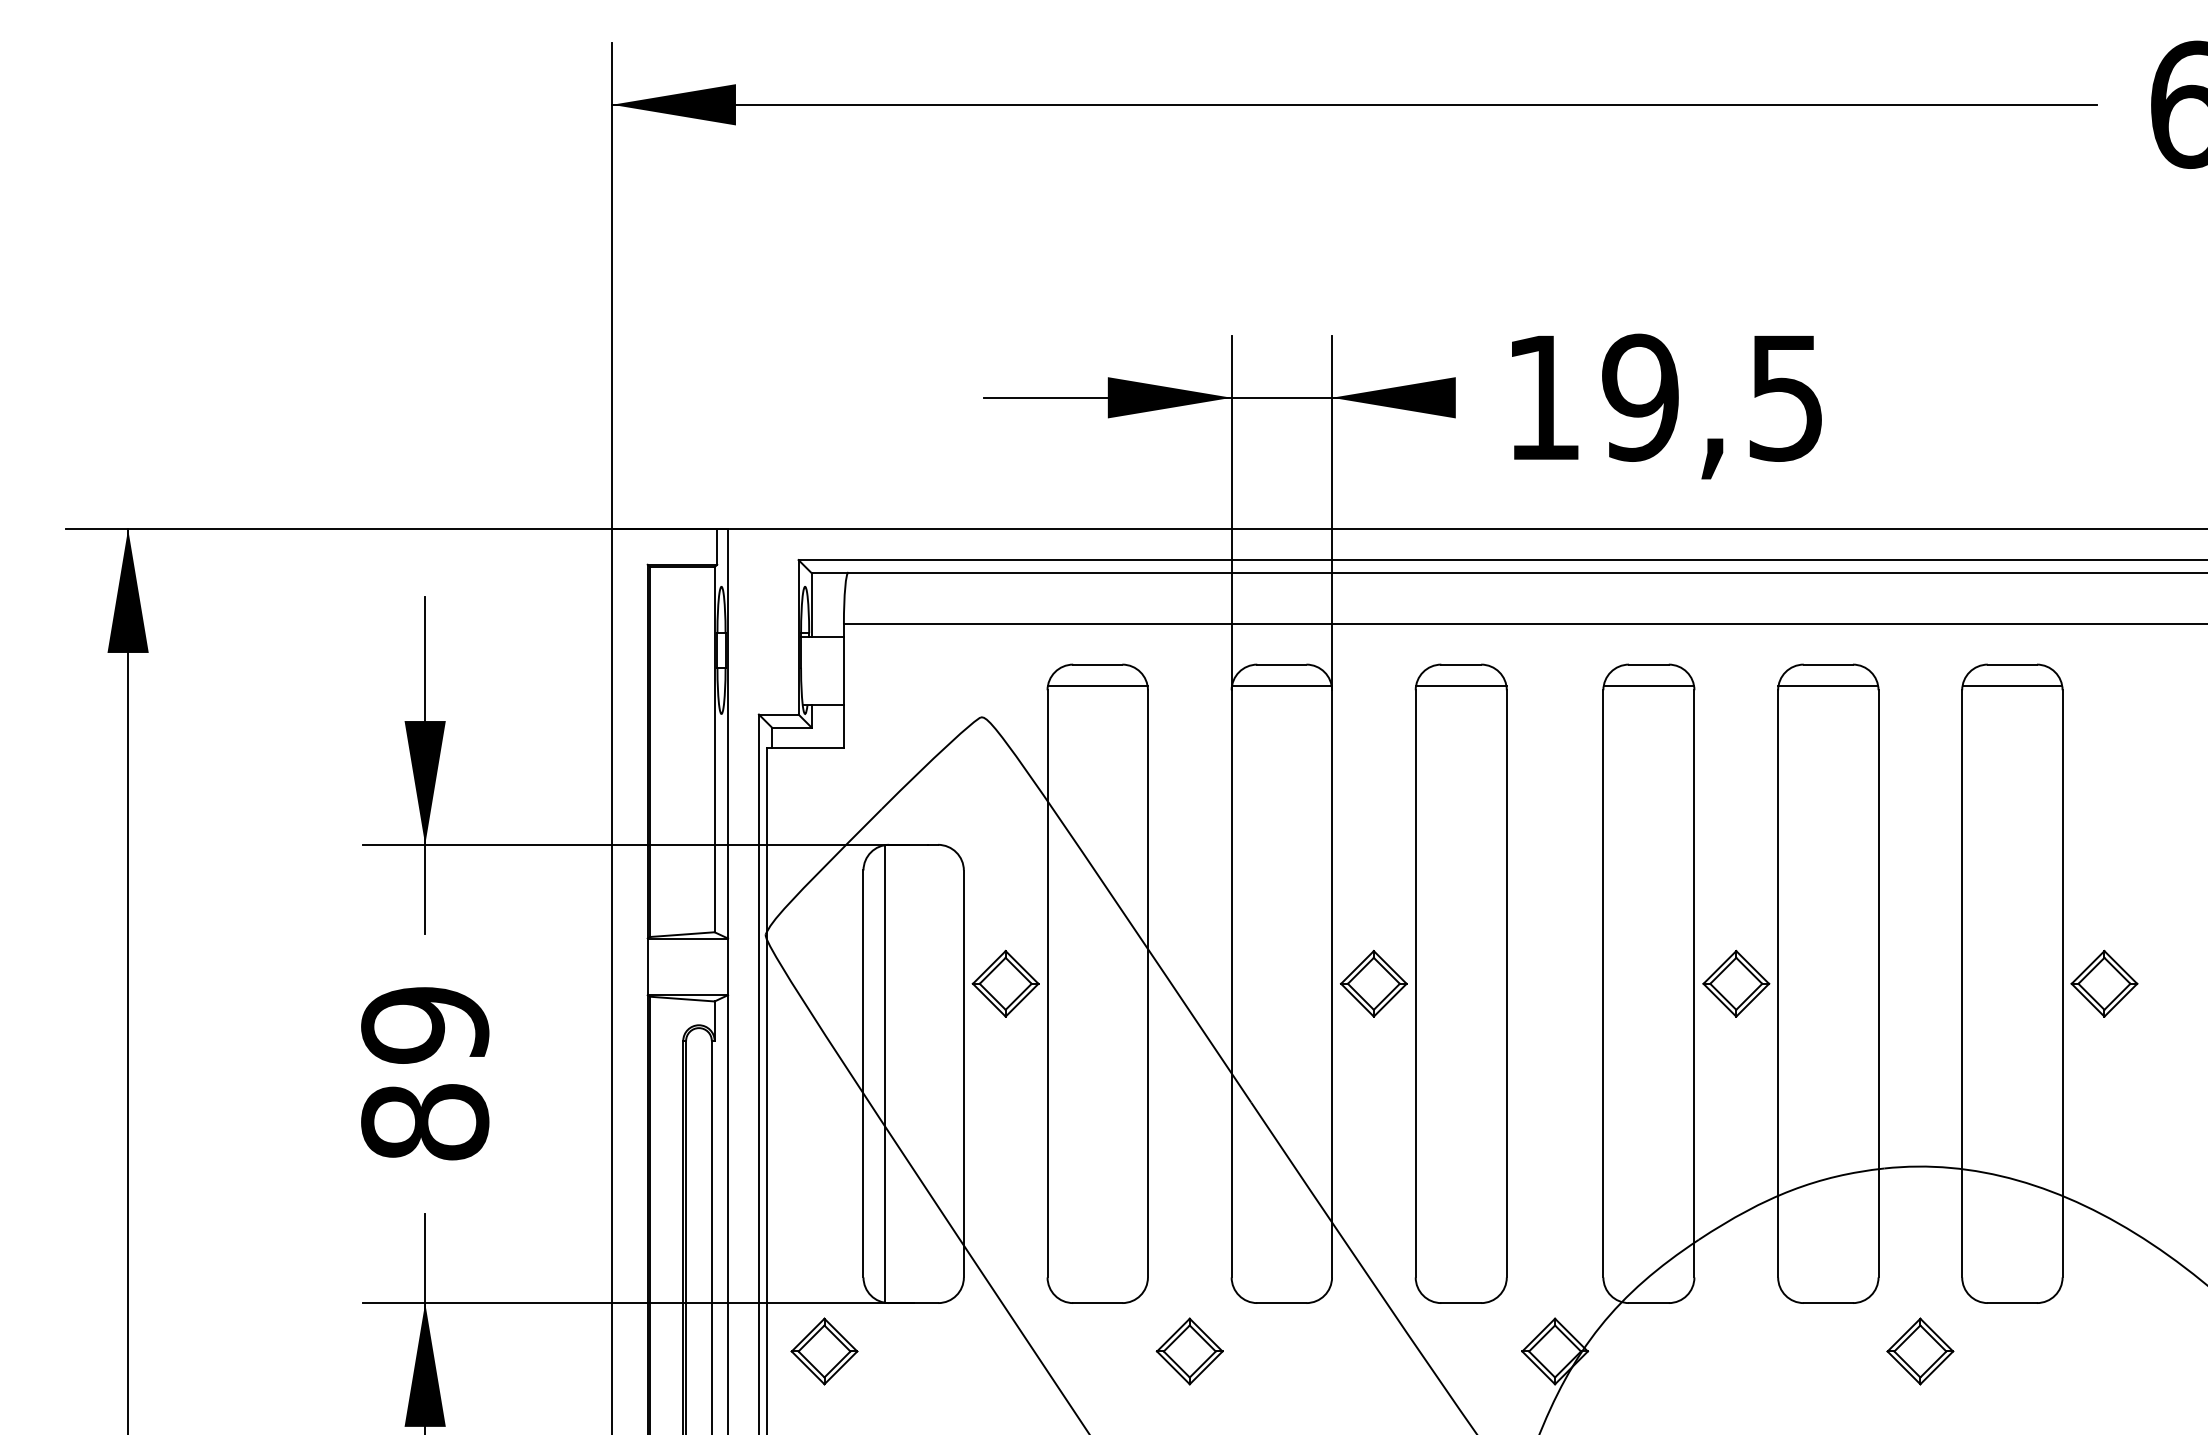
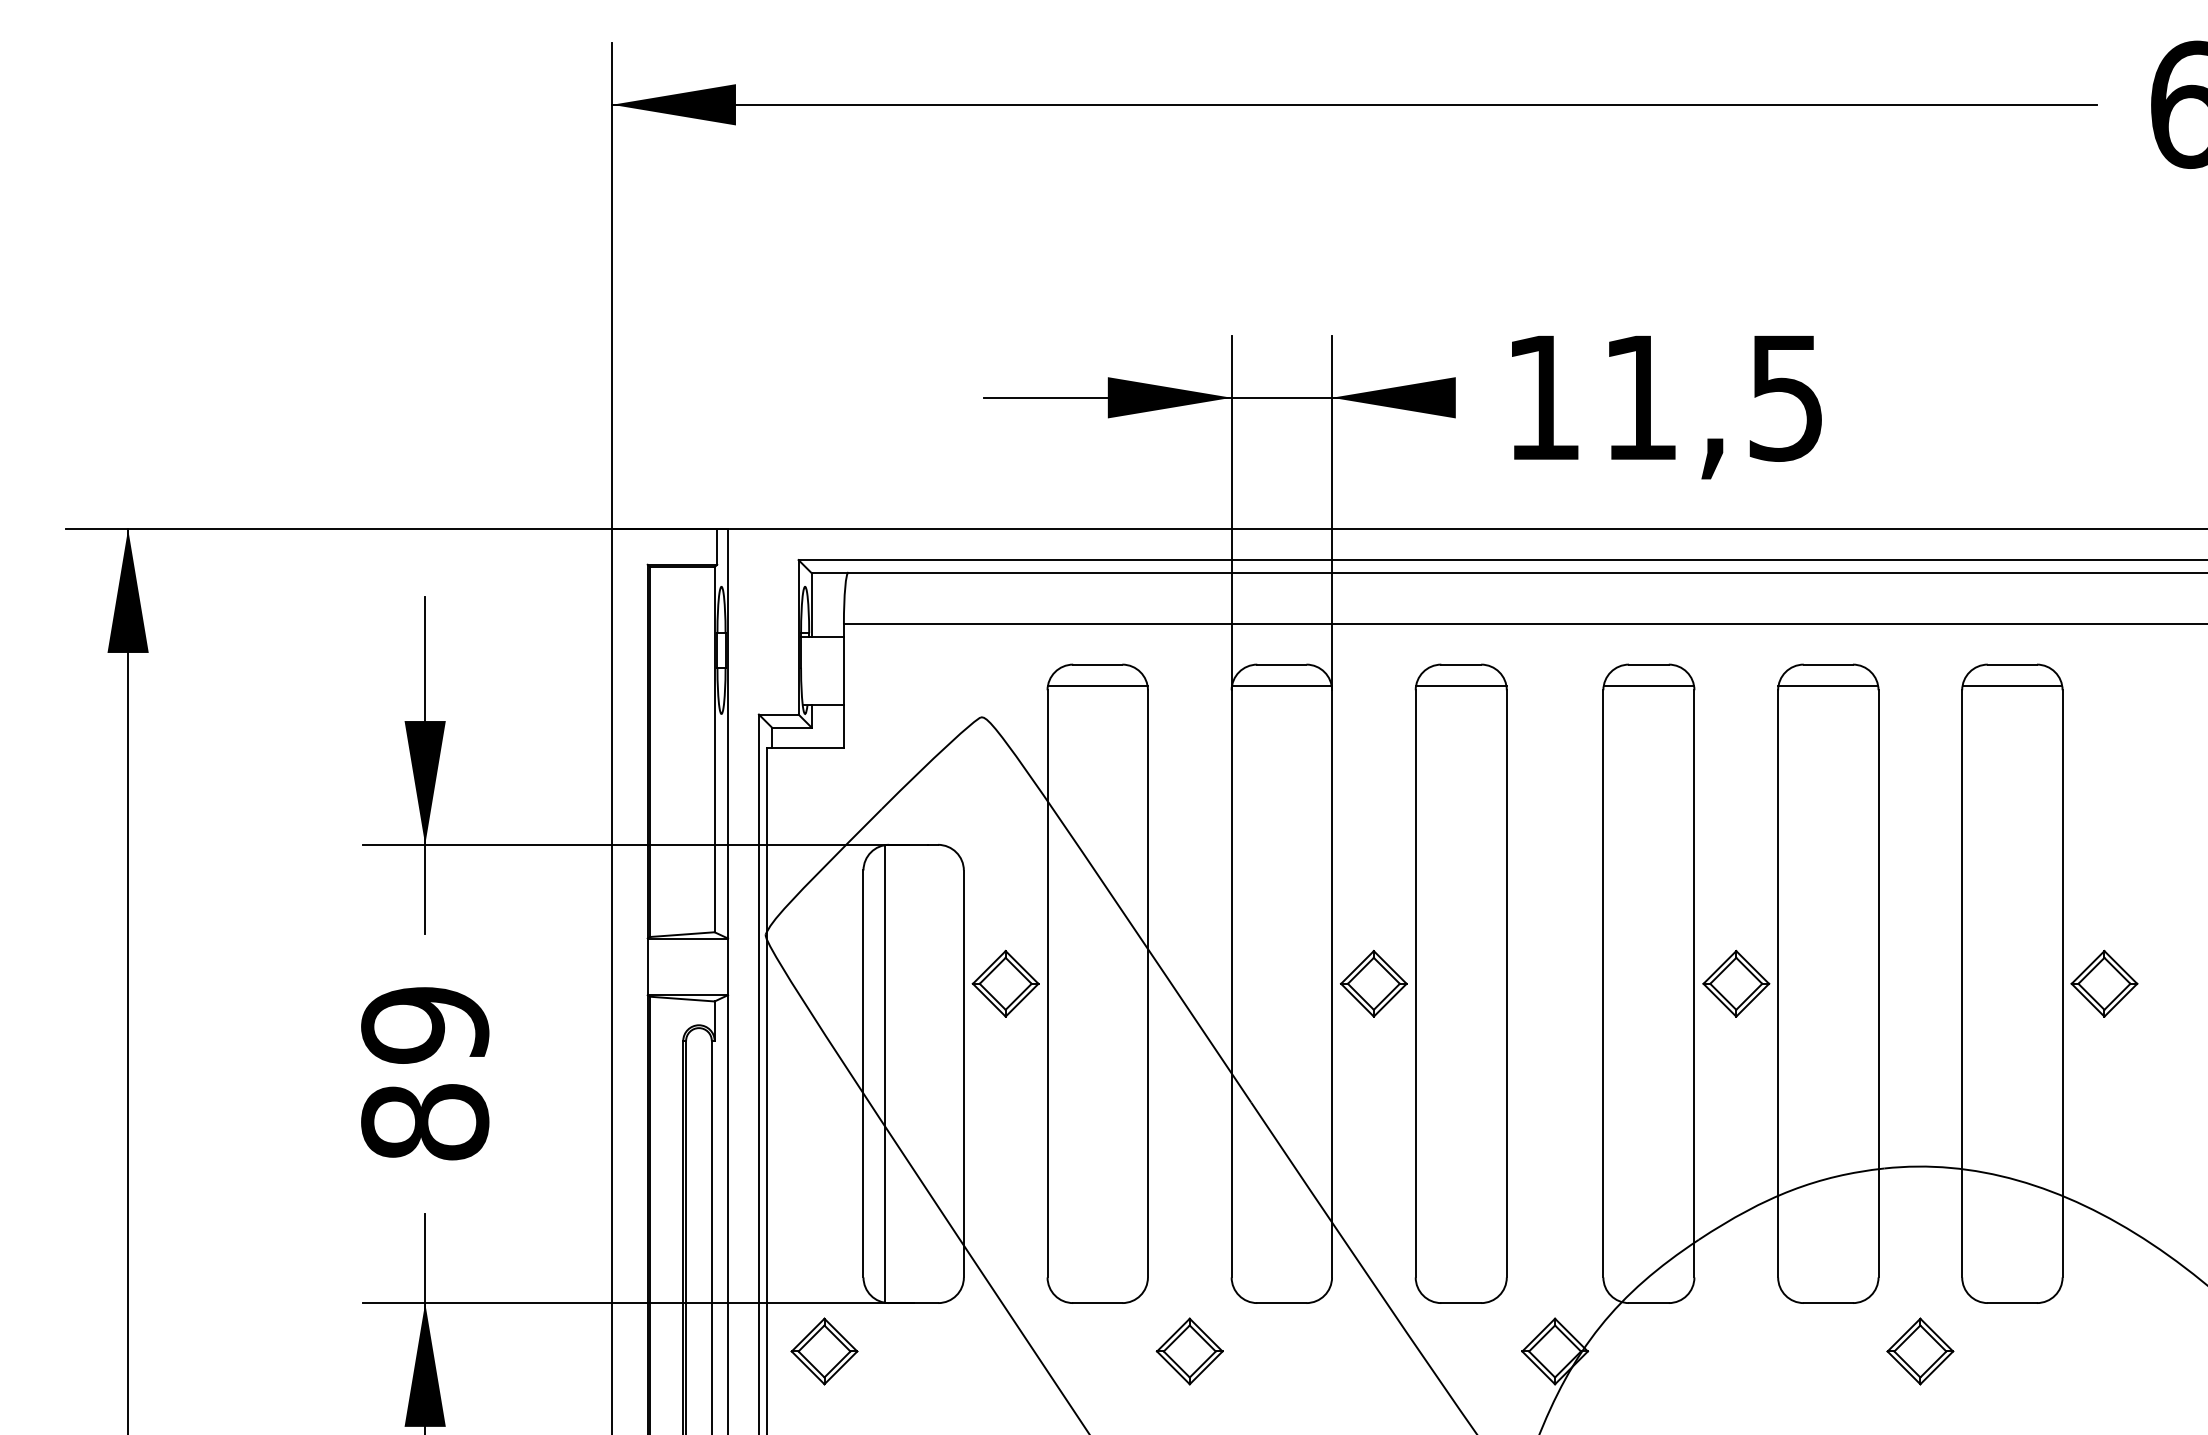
text: 19,5 -> 11,5 (1640, 397)
